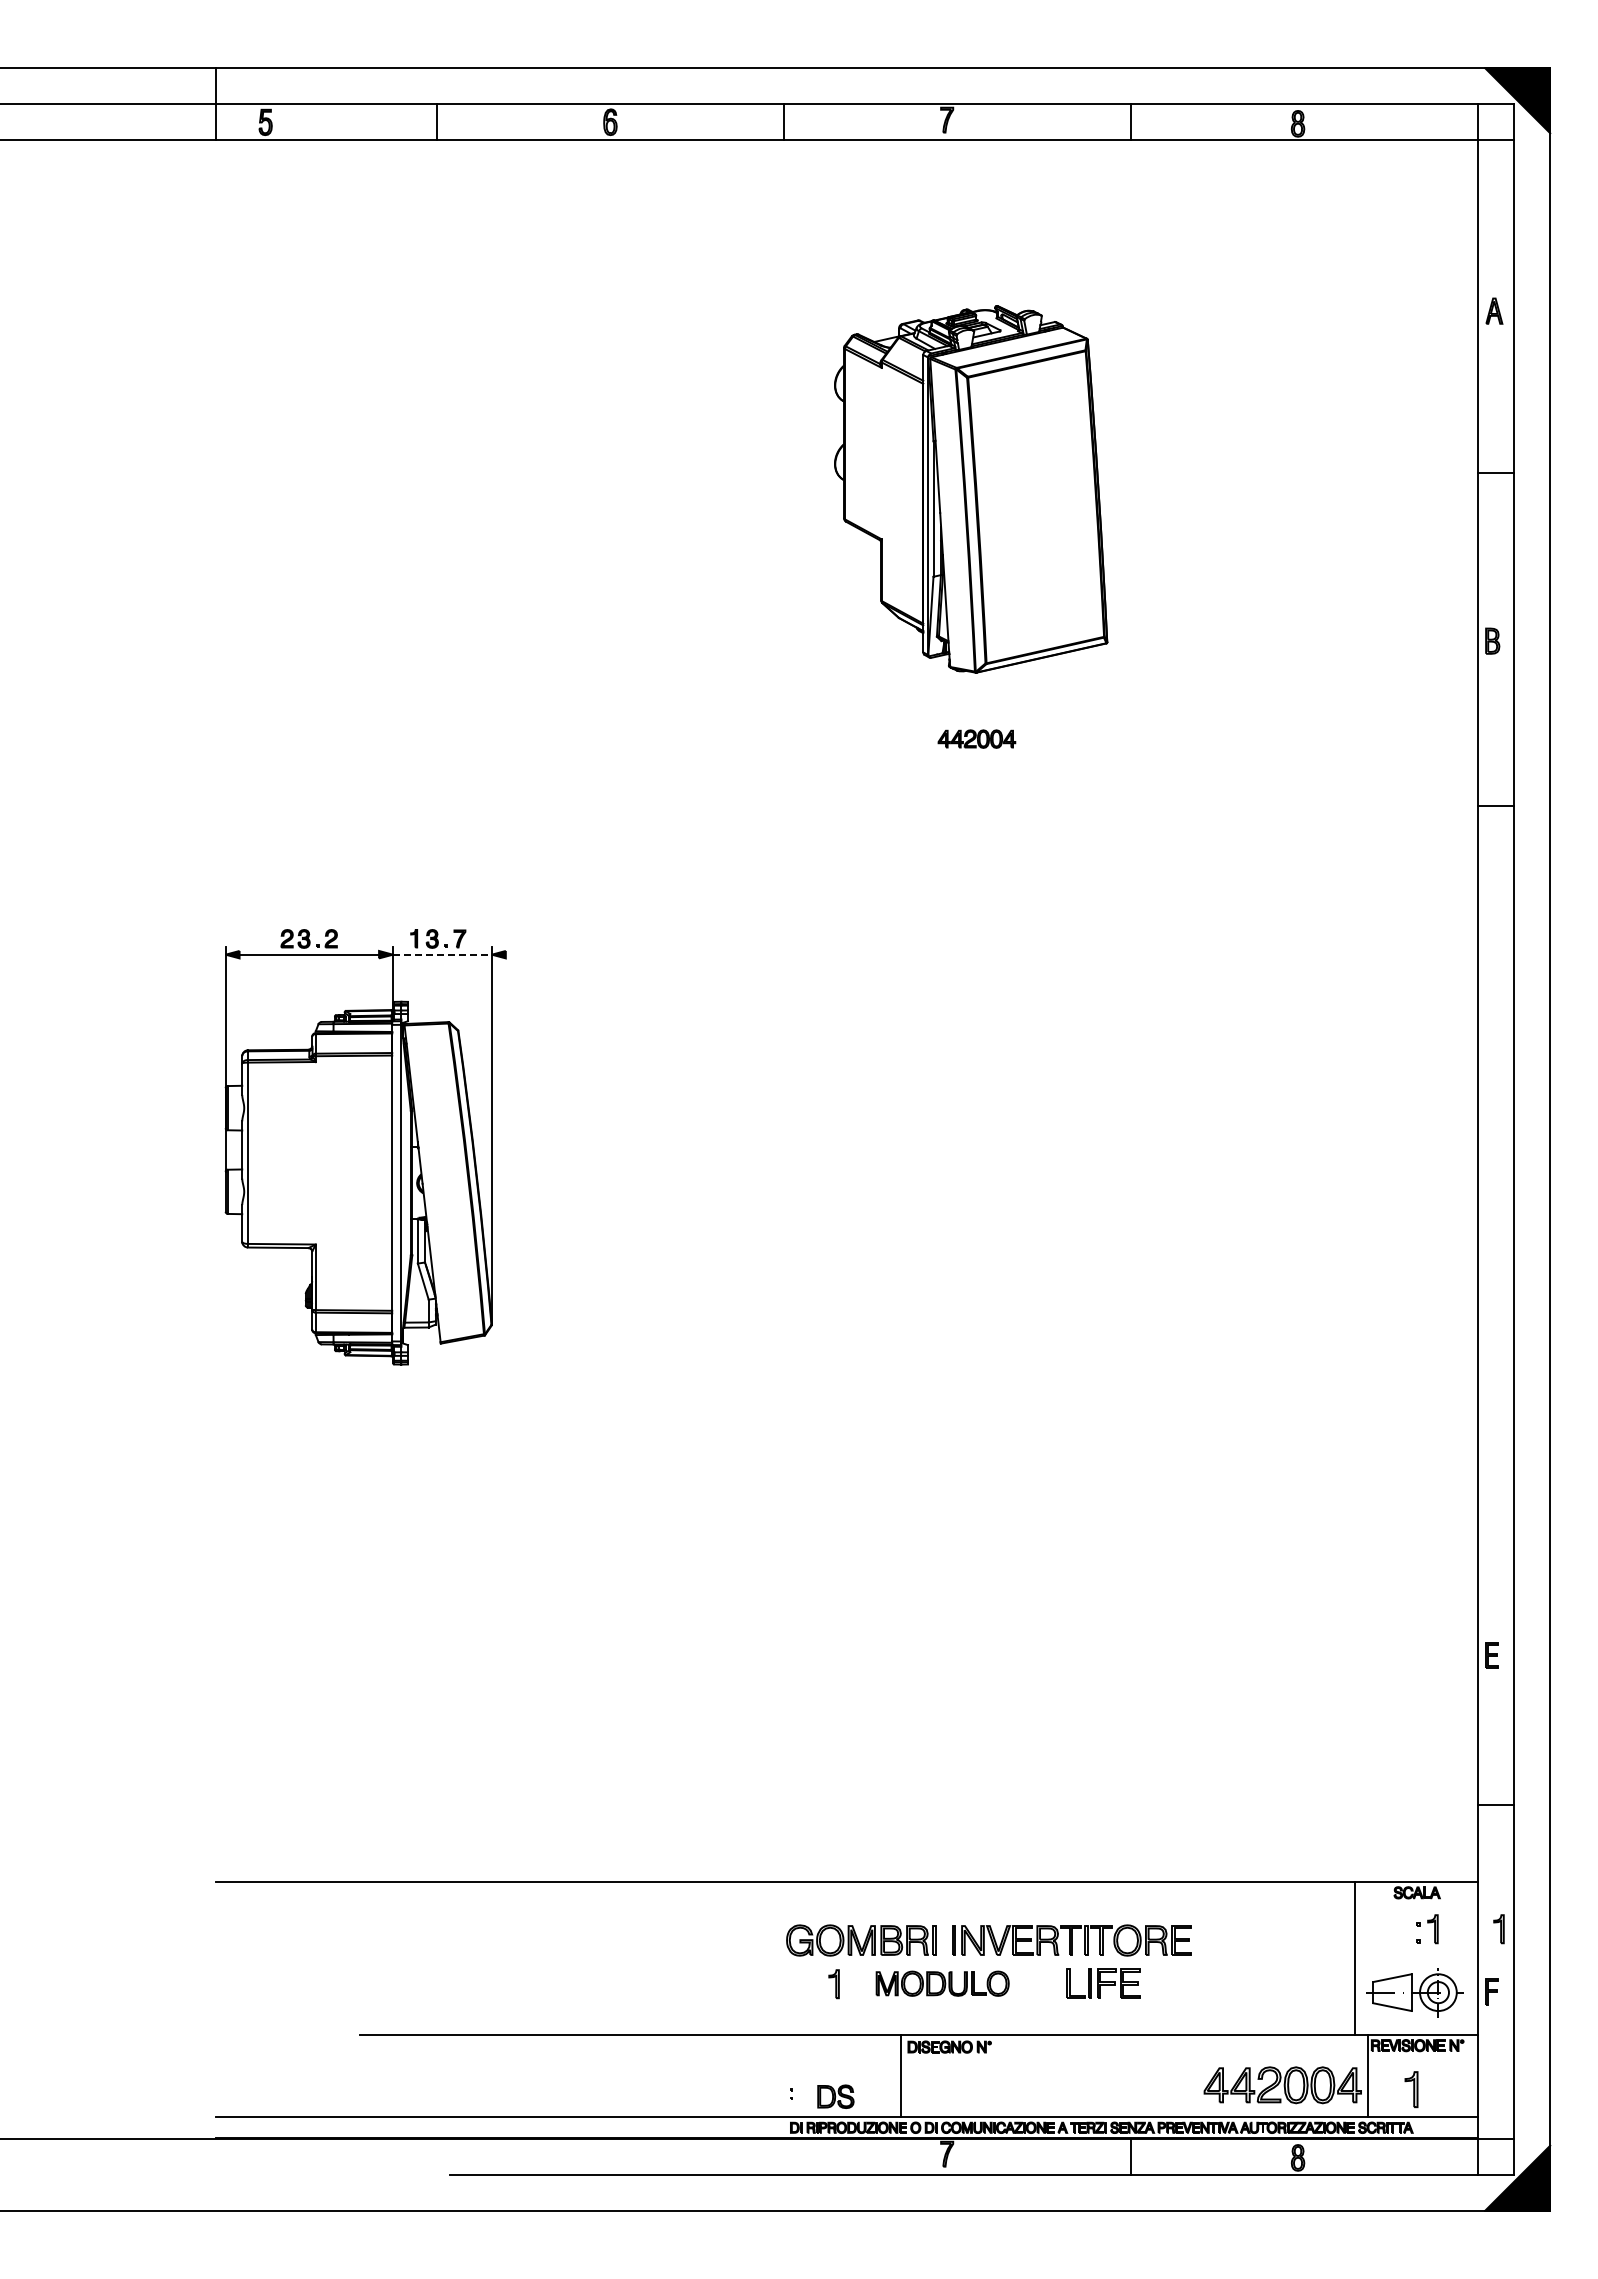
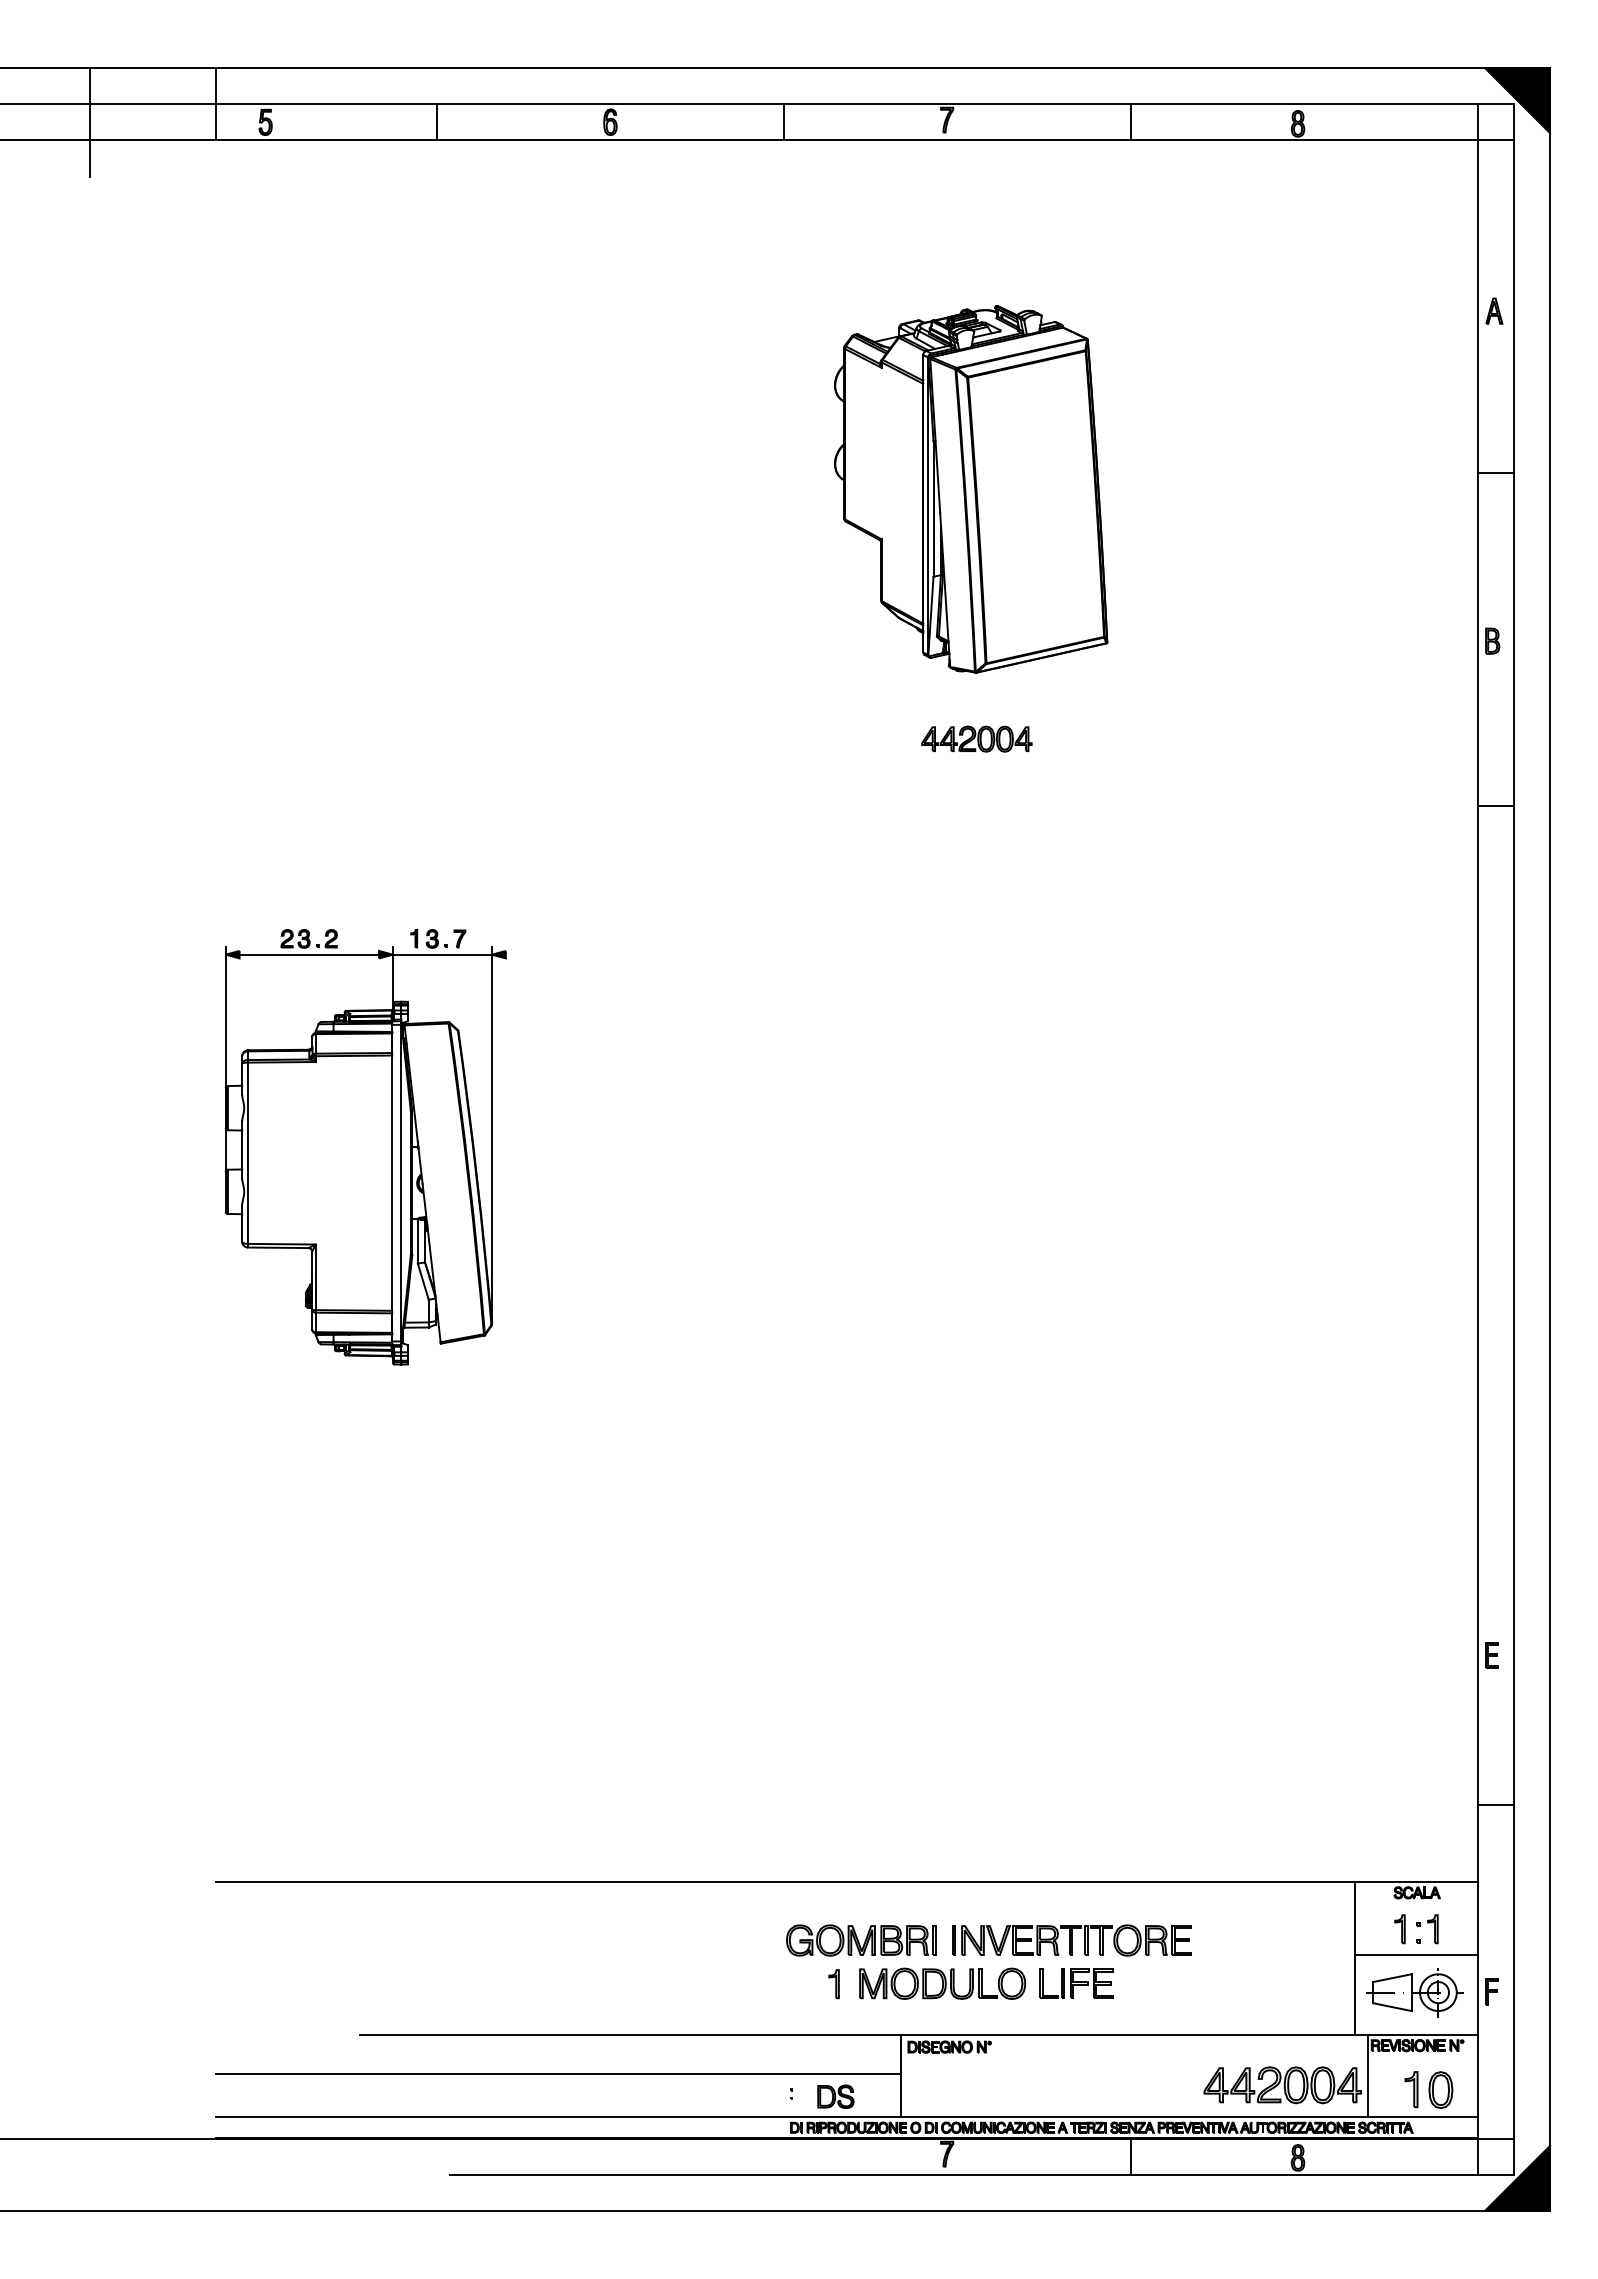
line: none -> present (89, 122)
part size: 80x20 px -> 112x28 px (976, 738)
line: dashed -> solid (442, 954)
part position: (1498, 1929) -> (1399, 1929) (1399, 1929)
line: none -> present (1416, 1955)
part size: 135x27 px -> 168x33 px (942, 1983)
part position: (1103, 1983) -> (1076, 1983) (1076, 1983)
line: none -> present (558, 2073)
part: none -> present (1440, 2089)
